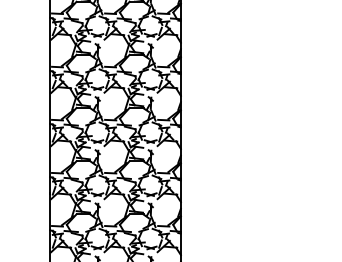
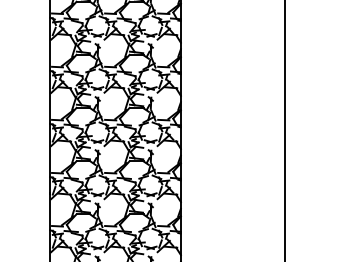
line: none -> present (285, 130)
